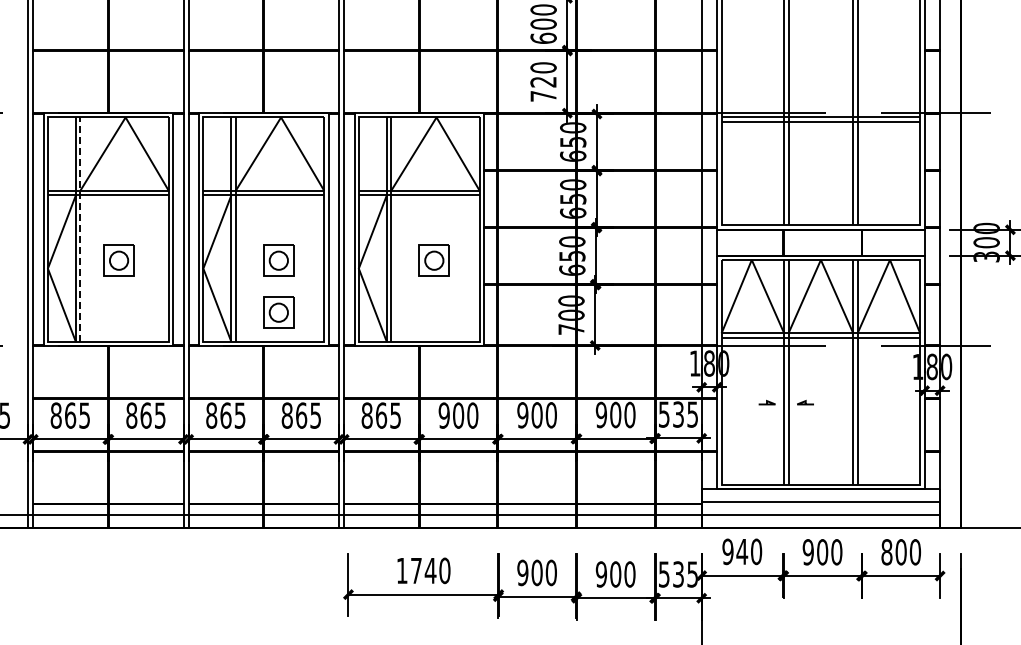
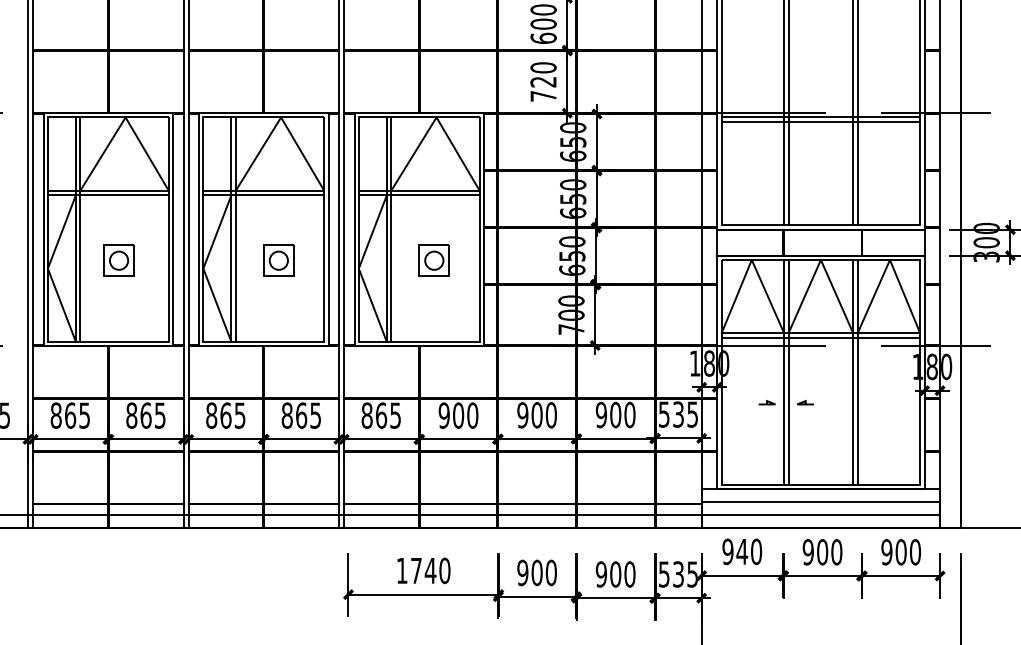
line: dashed -> solid (80, 229)
part: present -> none (278, 312)
text: 800 -> 900 (886, 552)
